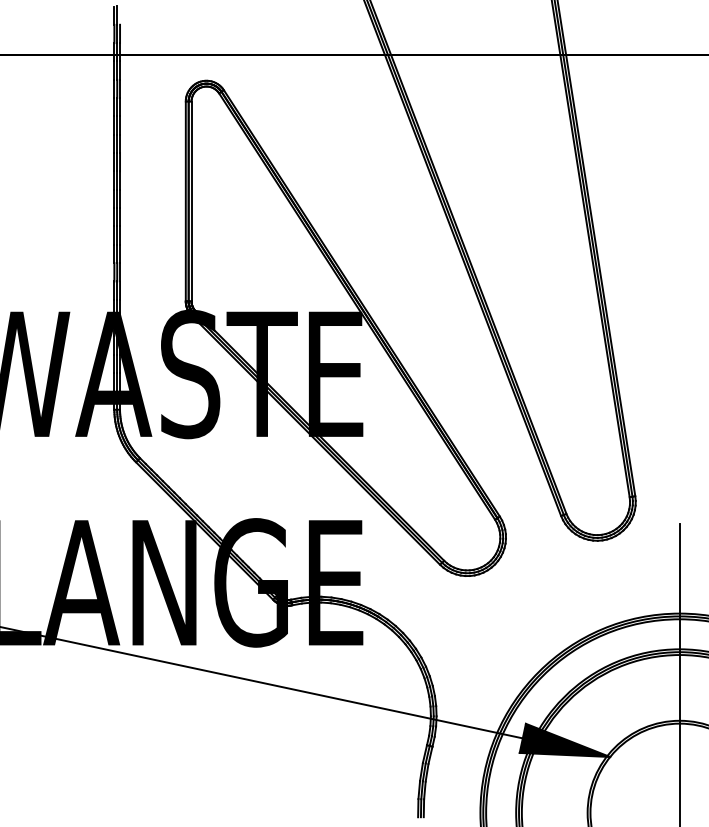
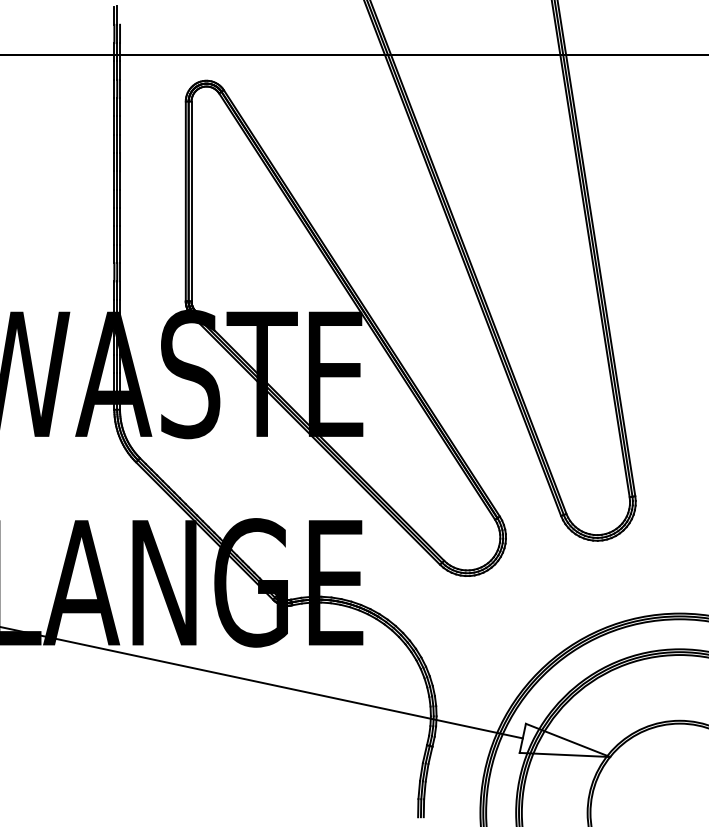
line: present -> none (679, 673)
fill: present -> none (564, 740)
